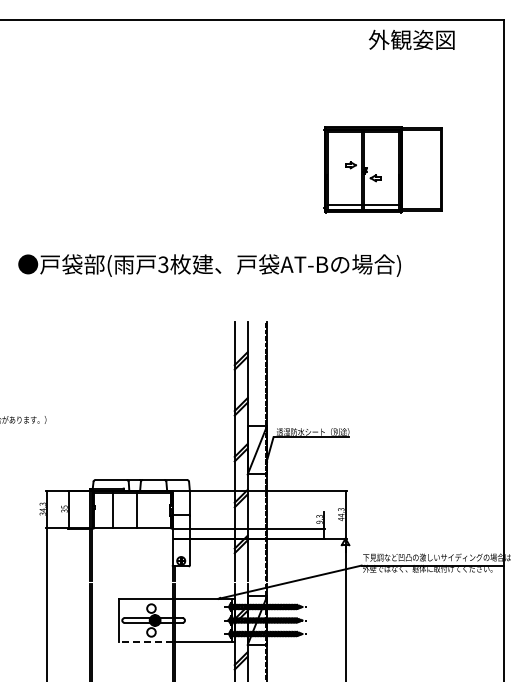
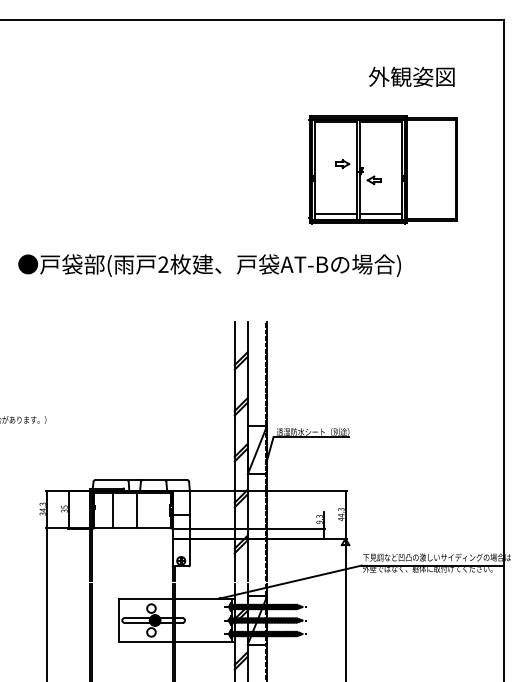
text position: (411, 39) -> (411, 76) (411, 76)
part size: 120x88 px -> 150x110 px (382, 169)
text: 3 -> 2 (163, 264)
line: dashed -> solid (145, 642)
